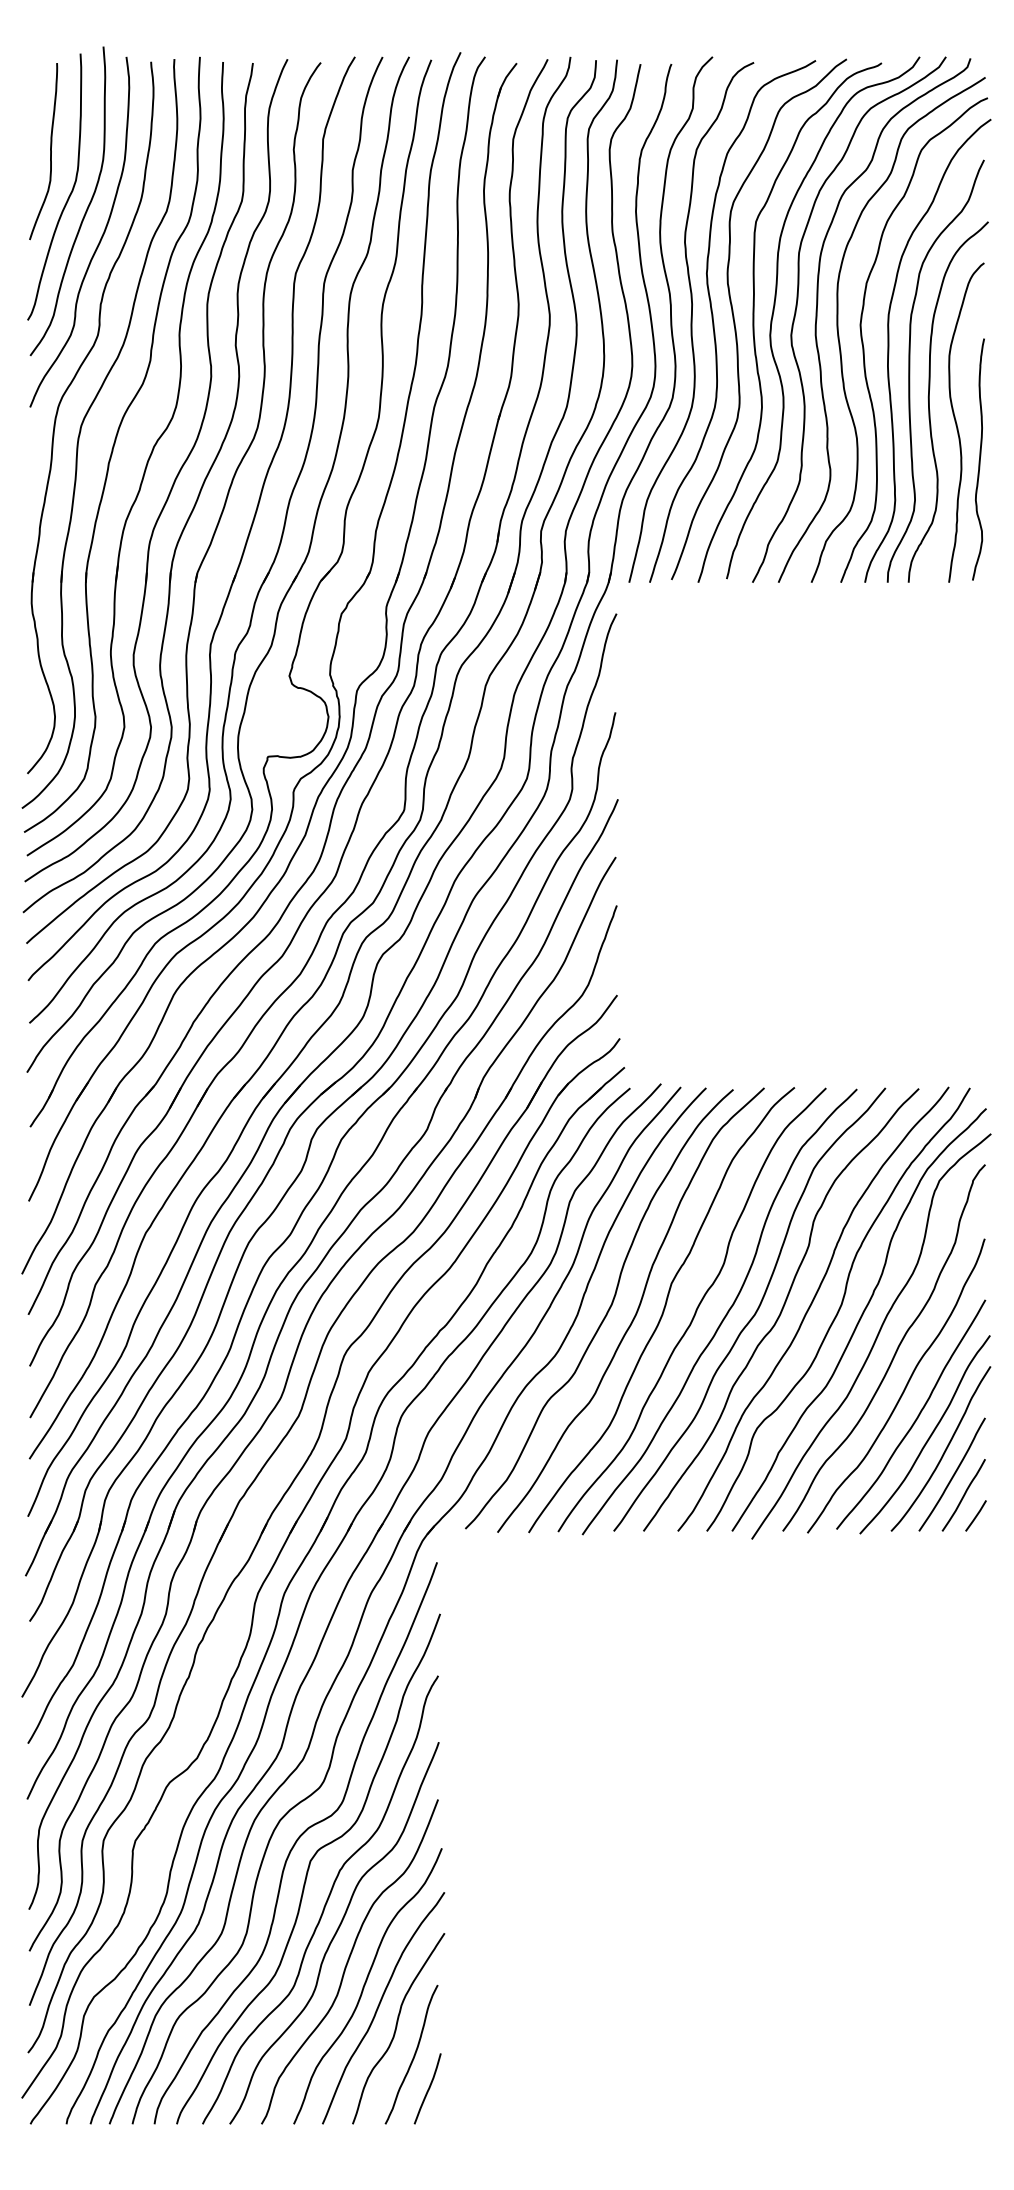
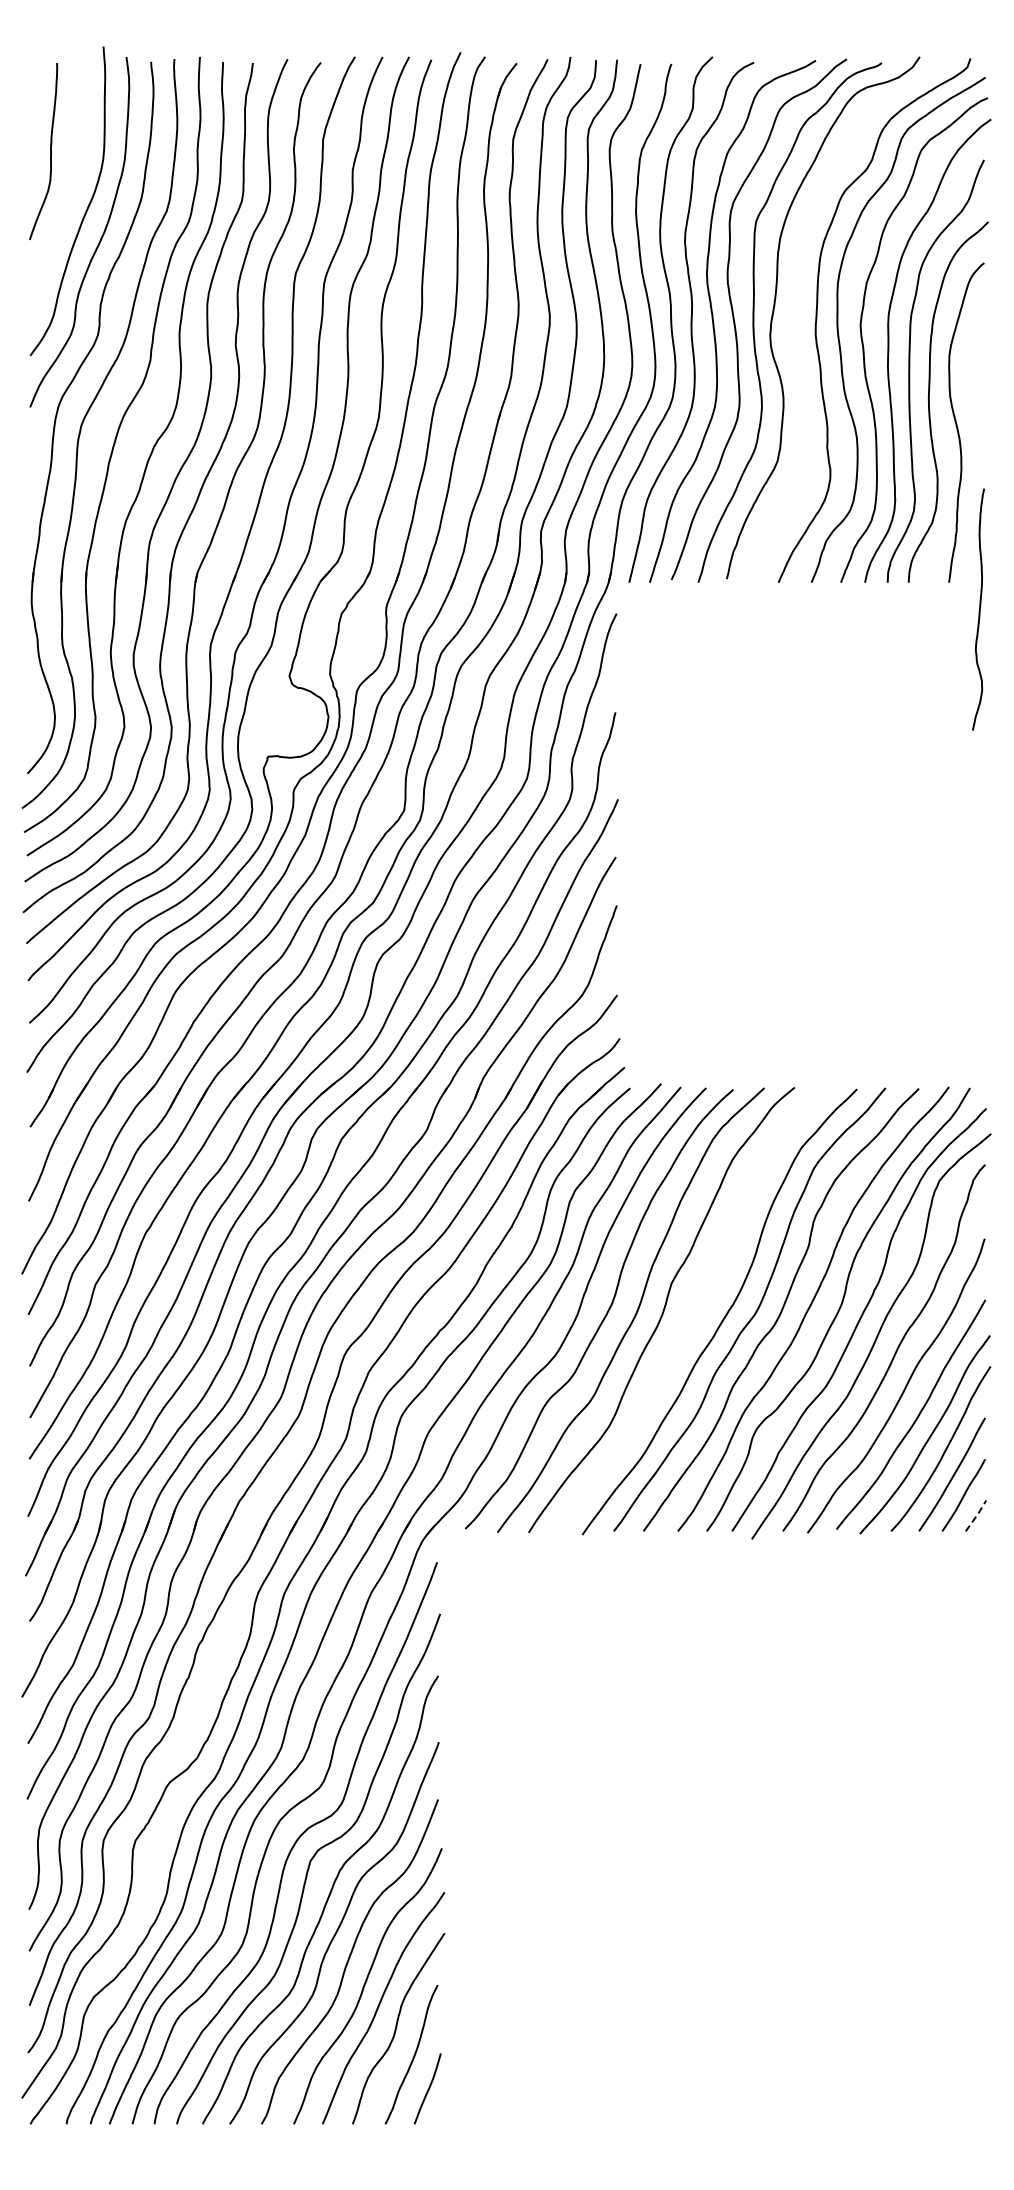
curve: present -> none (69, 194)
curve: present -> none (796, 313)
curve position: (979, 459) -> (979, 609) (979, 609)
curve: present -> none (695, 1309)
line: solid -> dashed (976, 1515)
